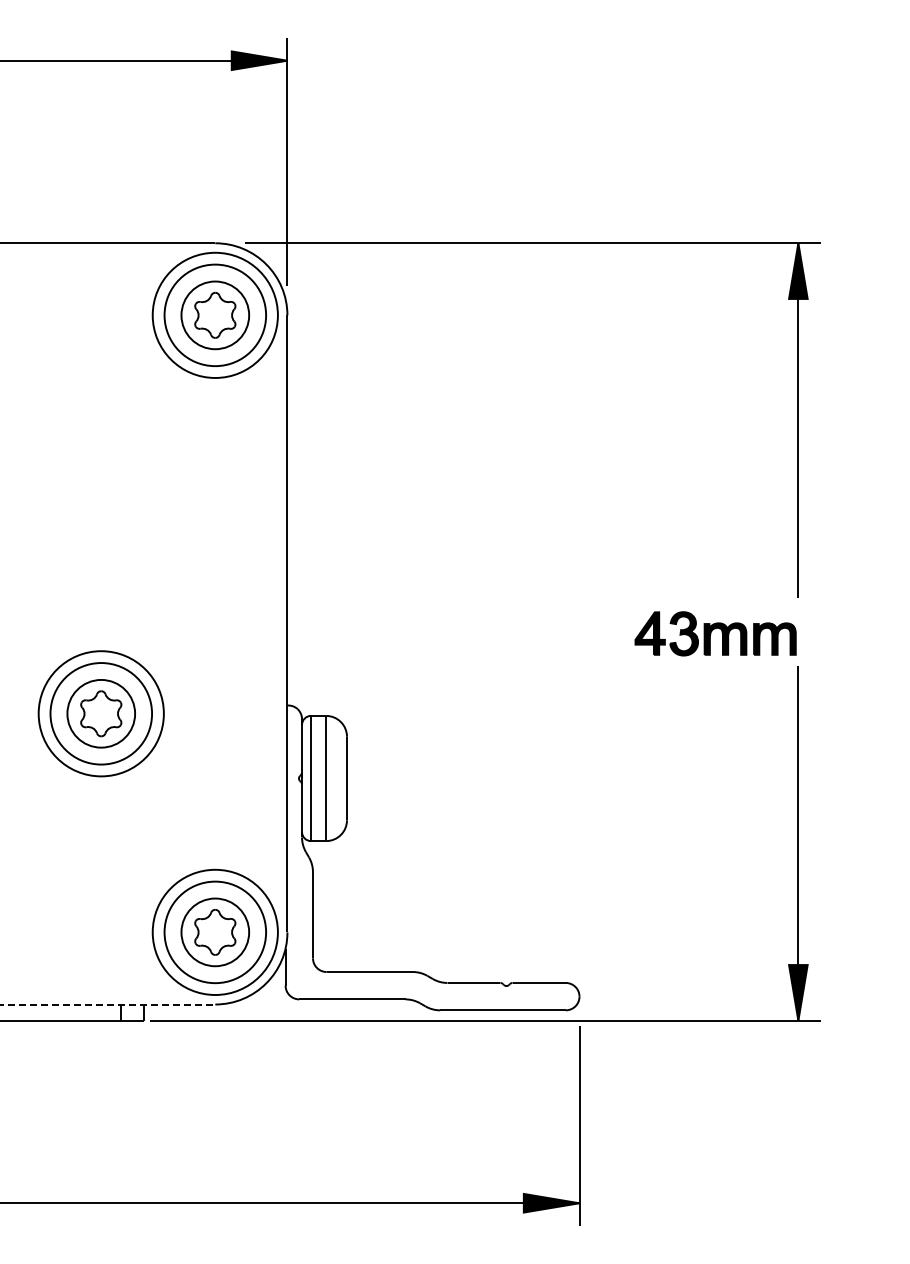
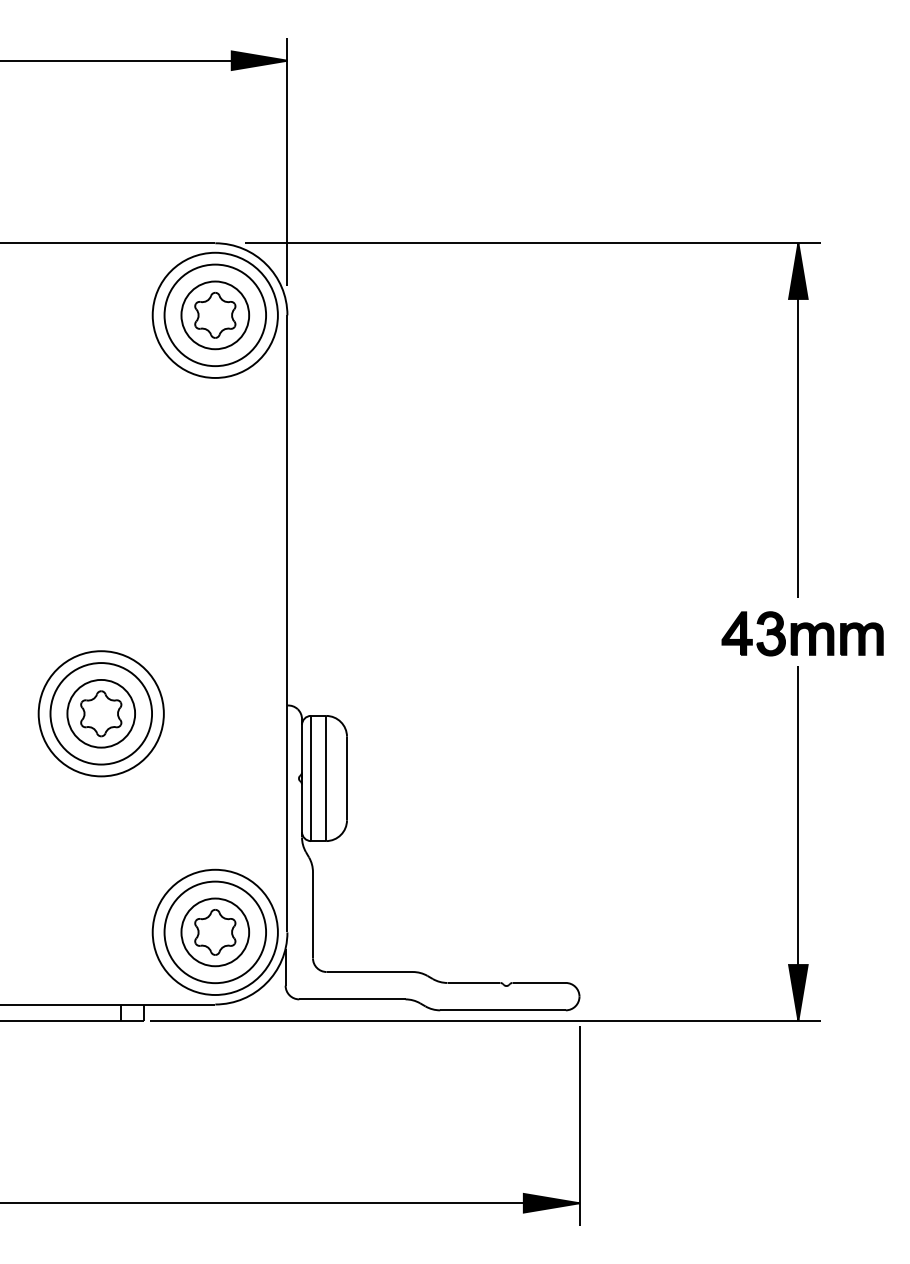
part position: (715, 633) -> (802, 633) (802, 633)
line: dashed -> solid (108, 1004)
